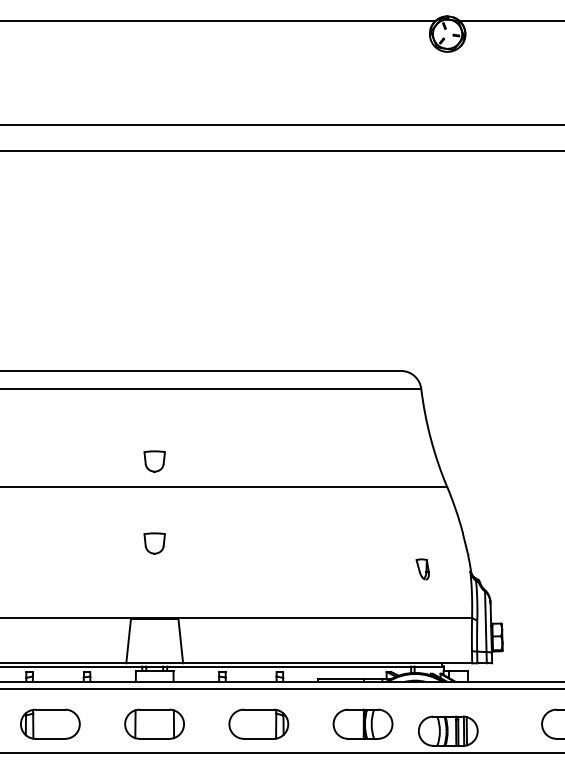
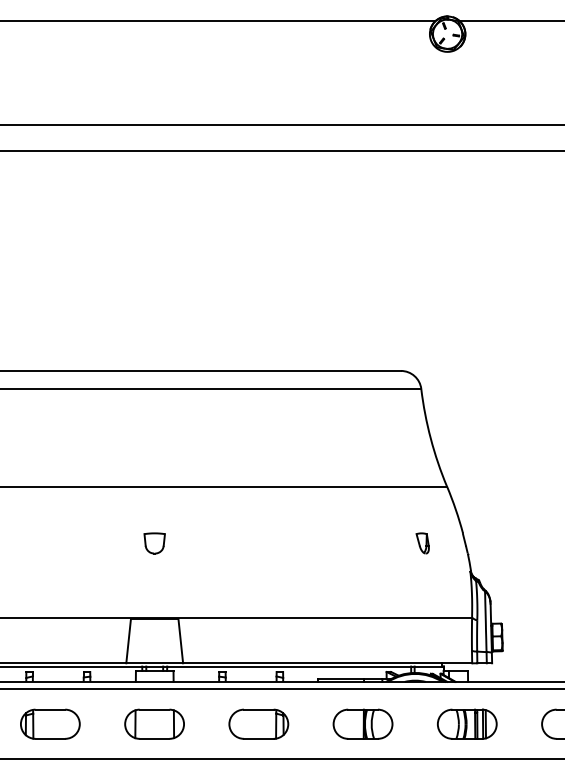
part: present -> none (154, 461)
part position: (422, 569) -> (422, 543) (422, 543)
part position: (448, 730) -> (467, 723) (467, 723)
line position: (281, 753) -> (281, 759) (281, 759)
